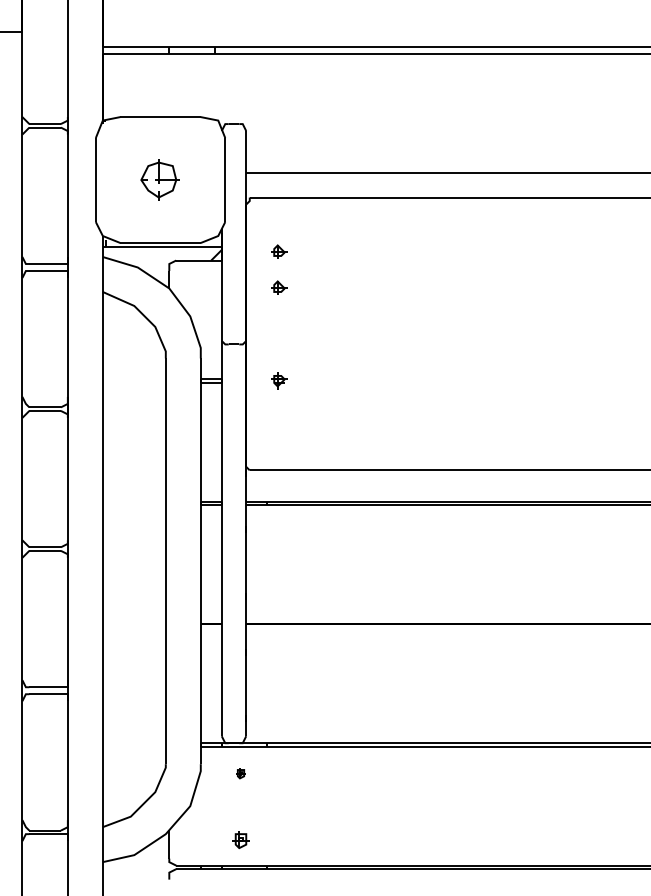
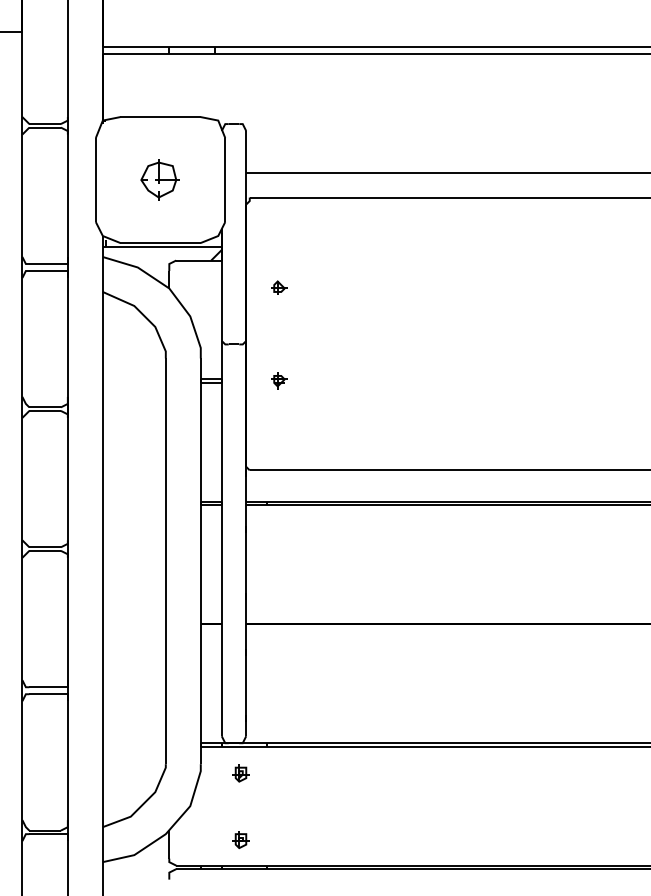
part: present -> none (279, 251)
part size: 10x12 px -> 18x19 px (240, 773)
